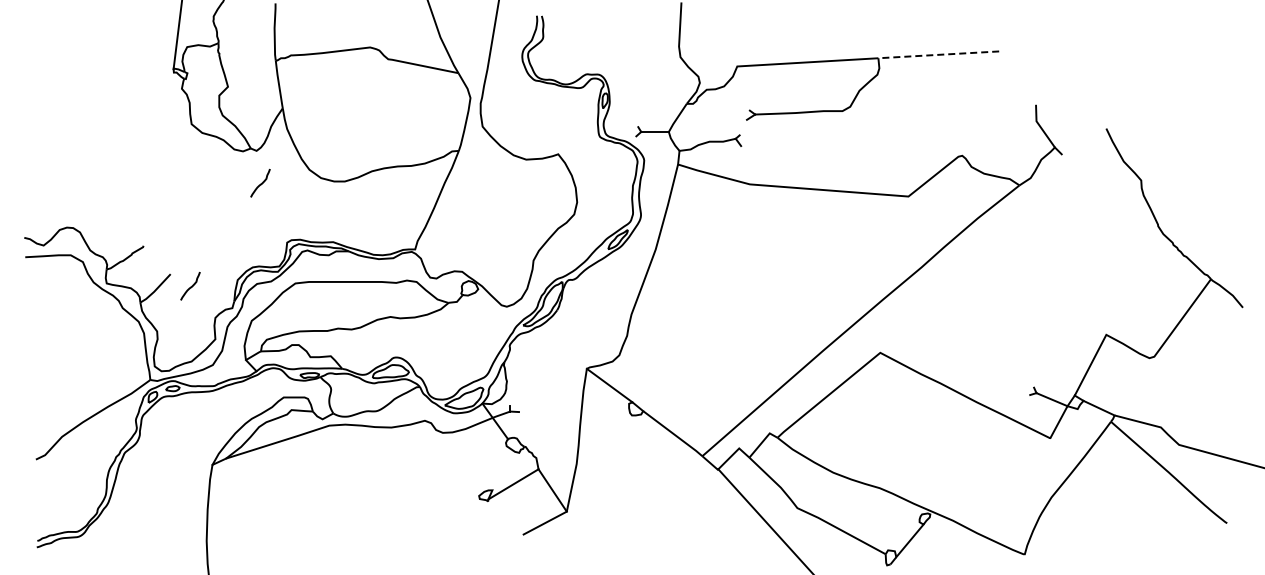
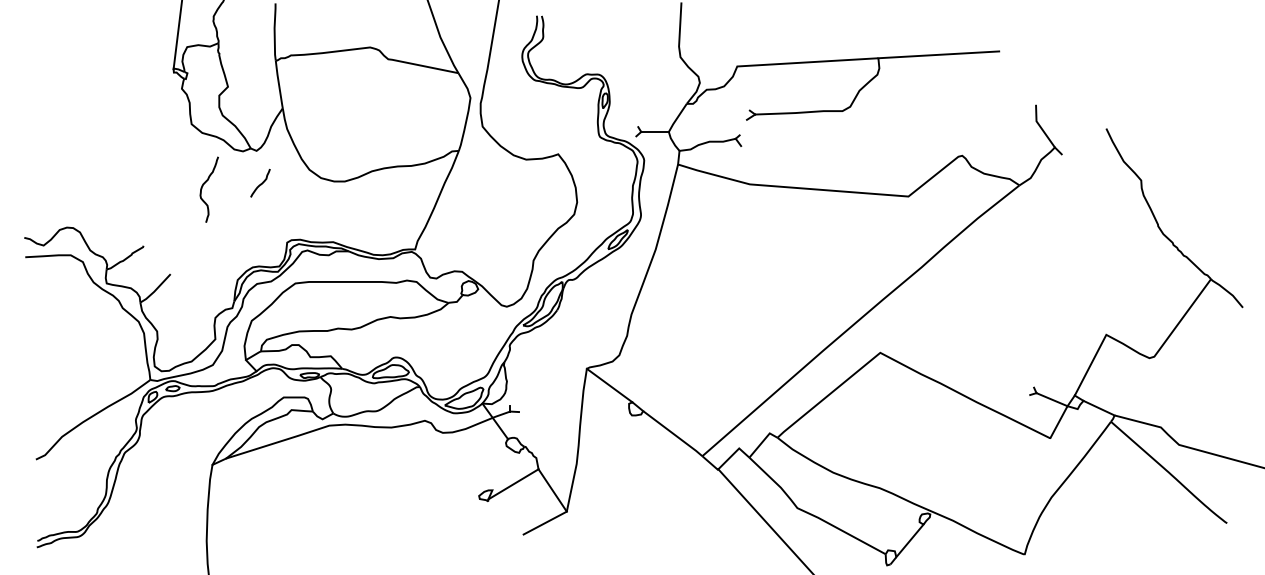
line: dashed -> solid (938, 54)
curve: none -> present (203, 186)
curve: present -> none (191, 285)
